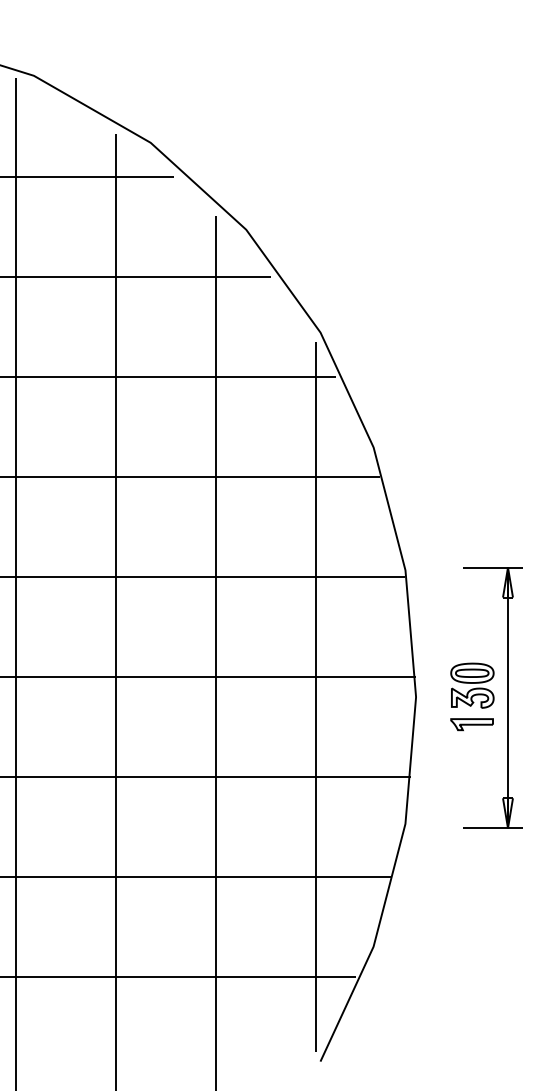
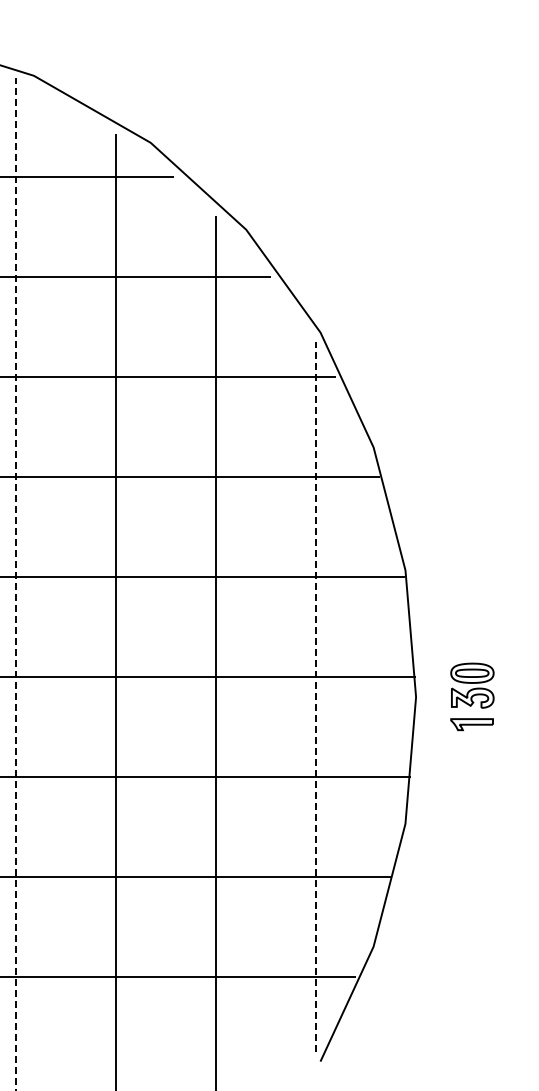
line: solid -> dashed (16, 583)
line: solid -> dashed (316, 697)
part: present -> none (507, 697)
